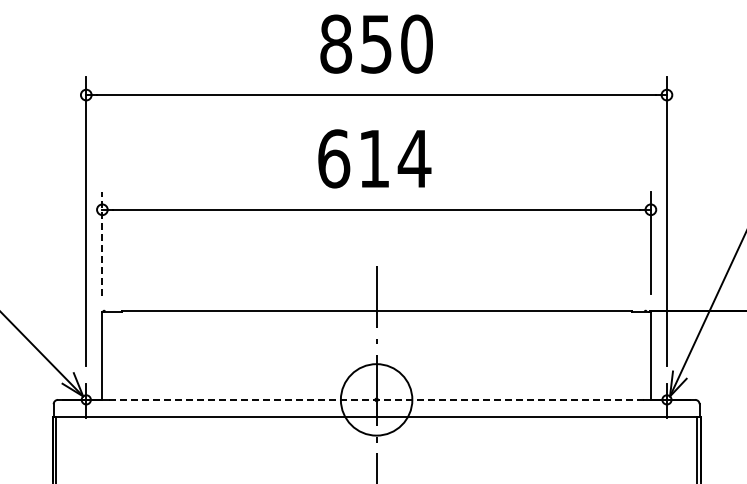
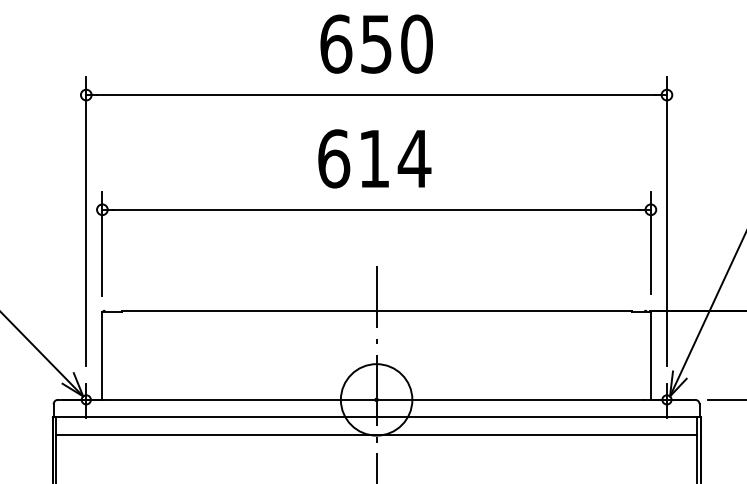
text: 850 -> 650 (336, 43)
line: dashed -> solid (102, 243)
line: dashed -> solid (377, 399)
line: none -> present (725, 399)
line: none -> present (376, 434)
